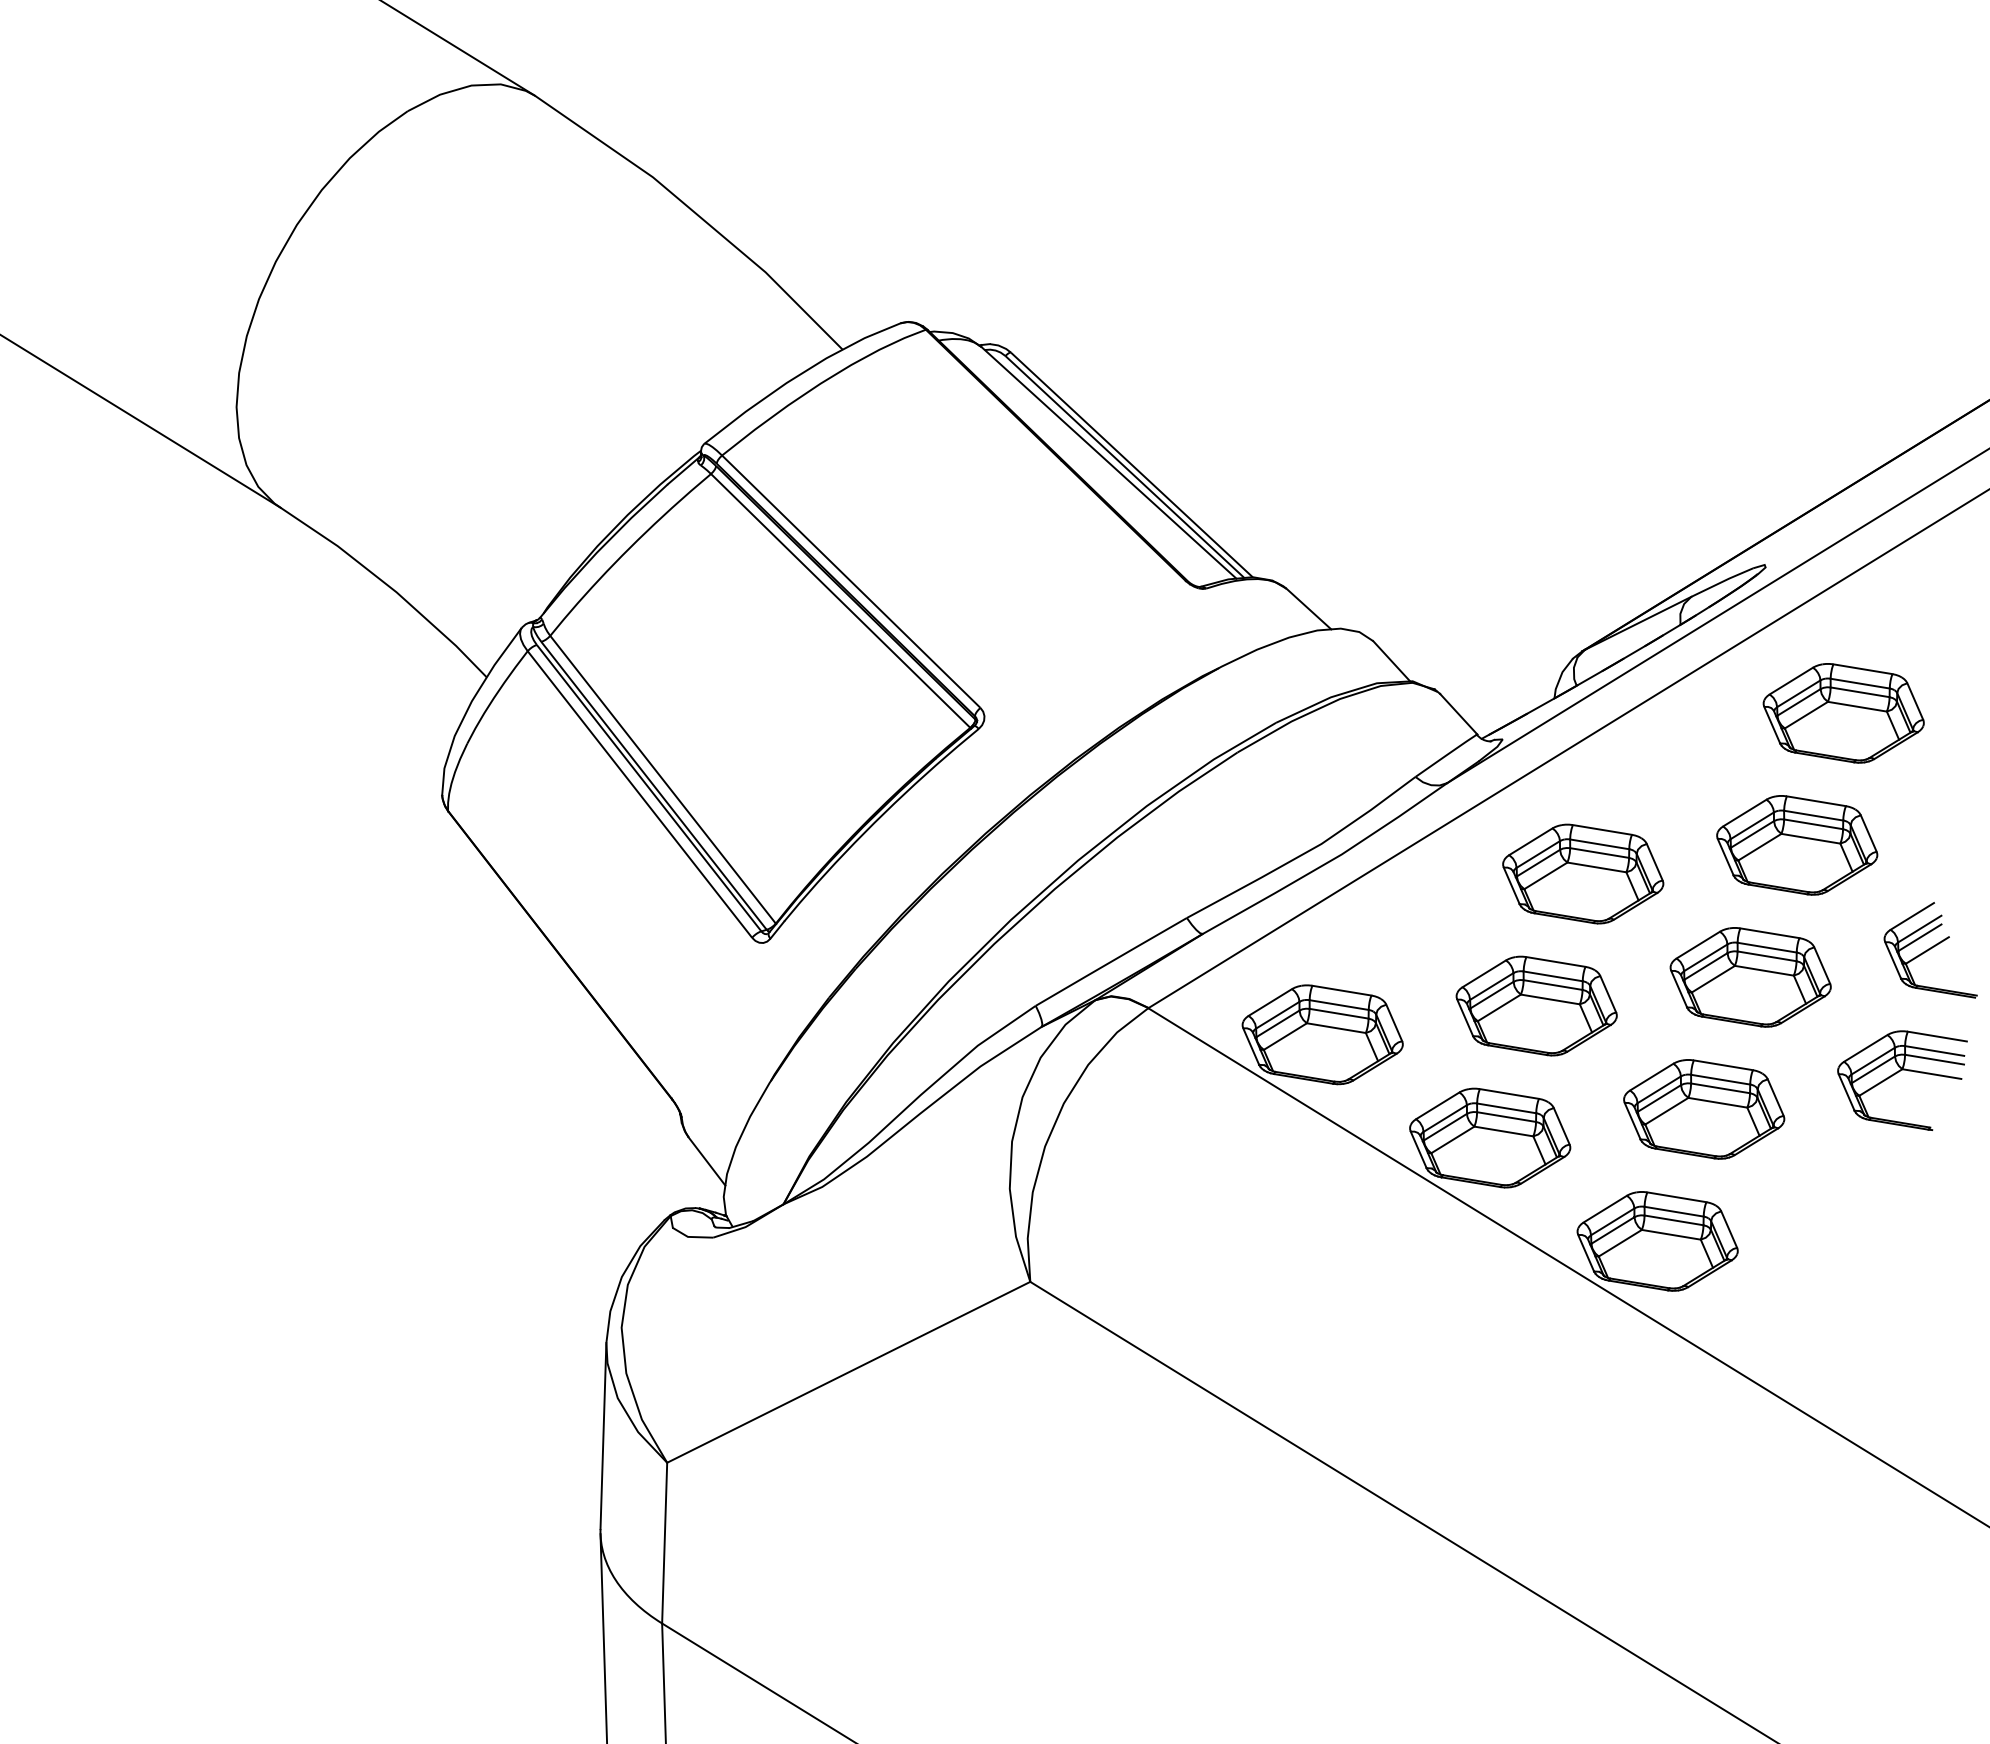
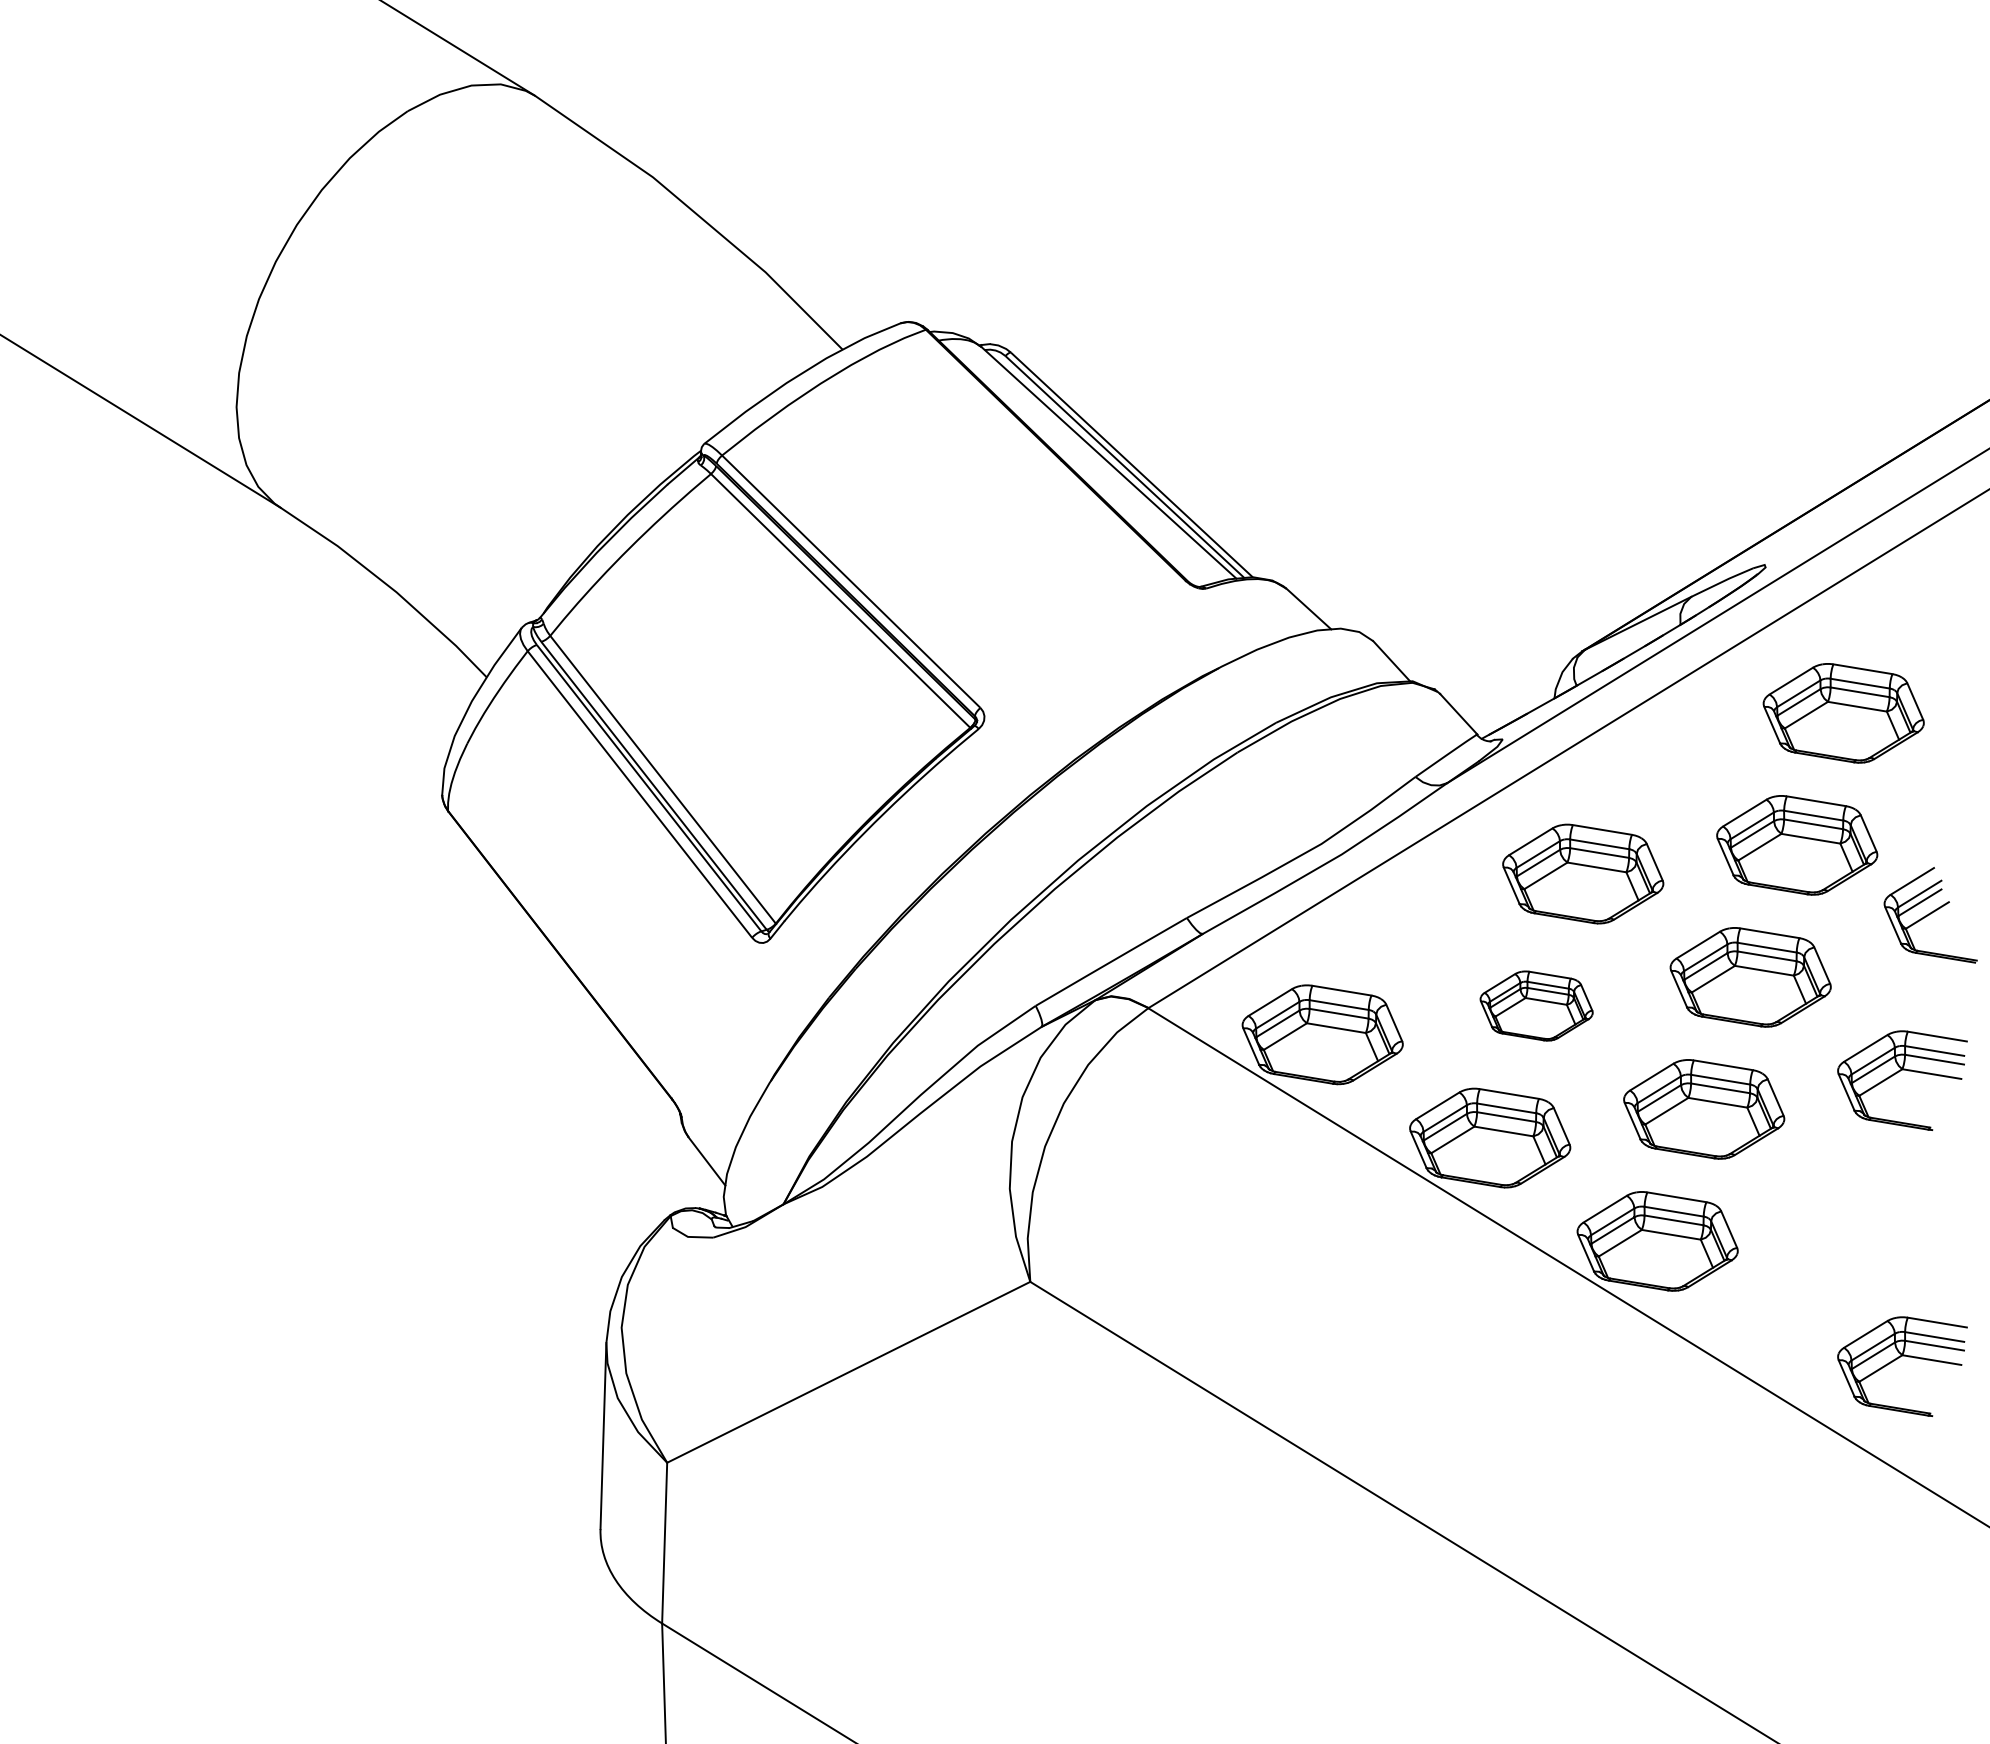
part position: (1930, 950) -> (1930, 915) (1930, 915)
part size: 163x102 px -> 115x72 px (1536, 1005)
part: none -> present (1899, 1358)
line: present -> none (603, 1637)
